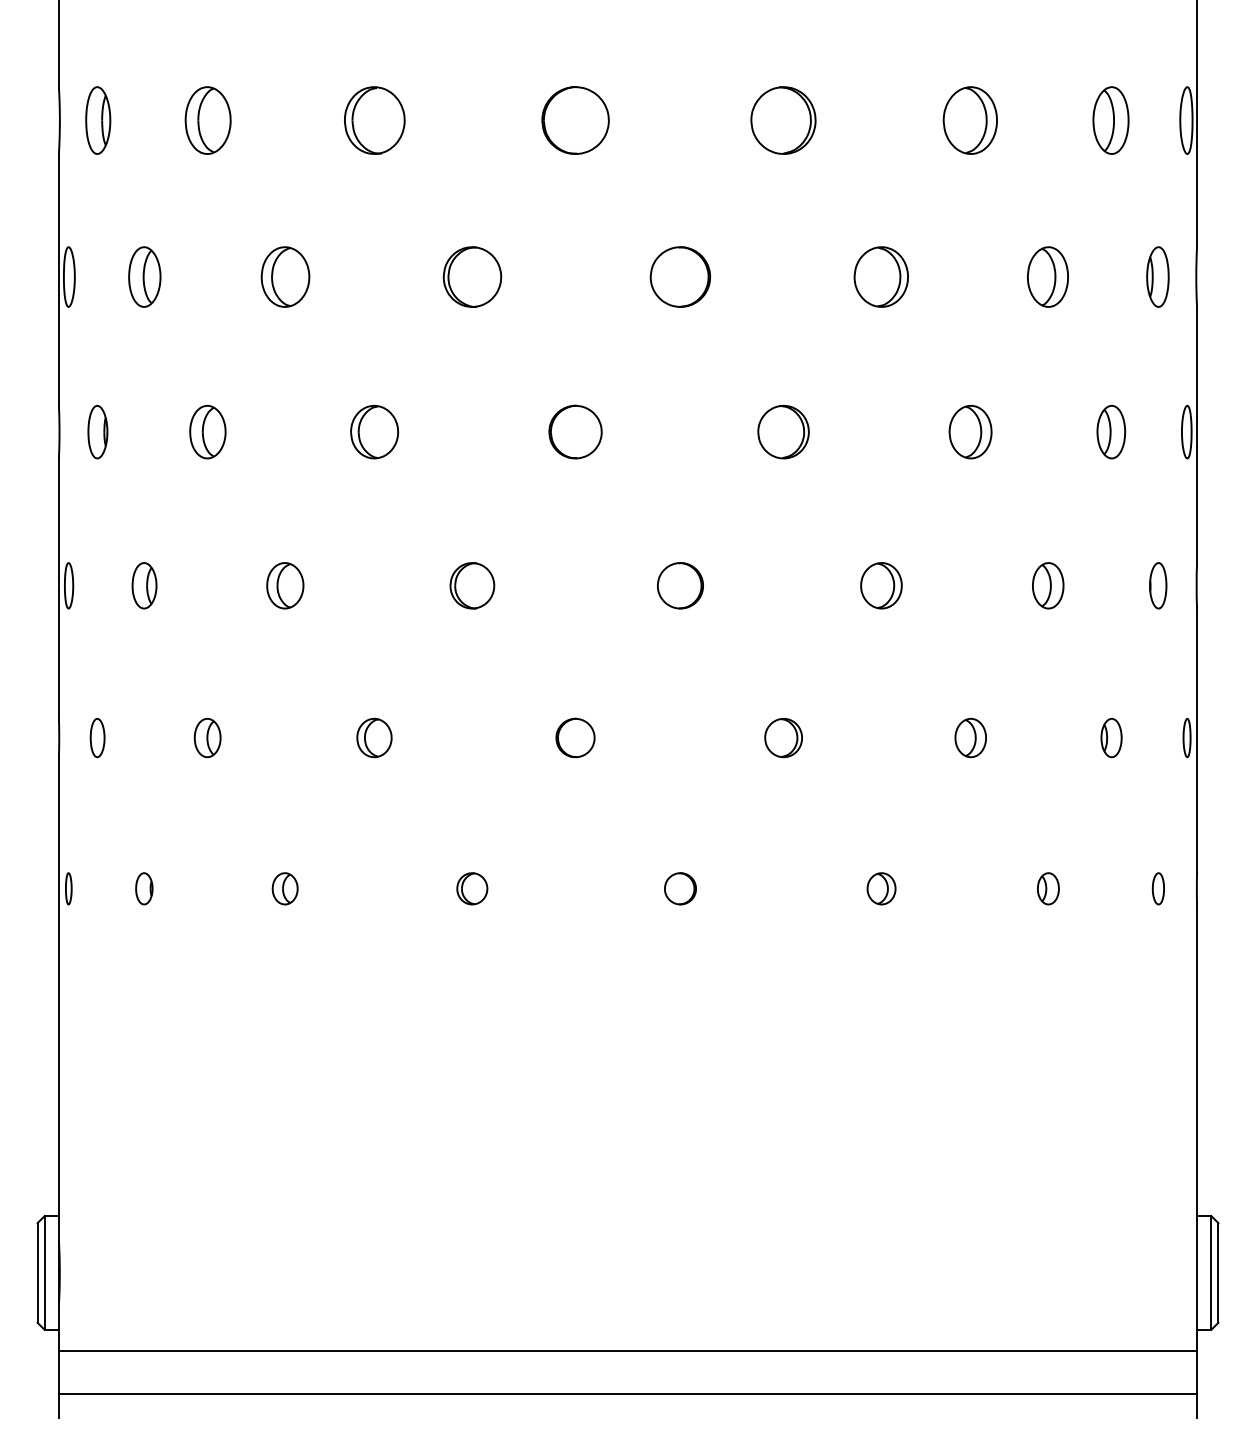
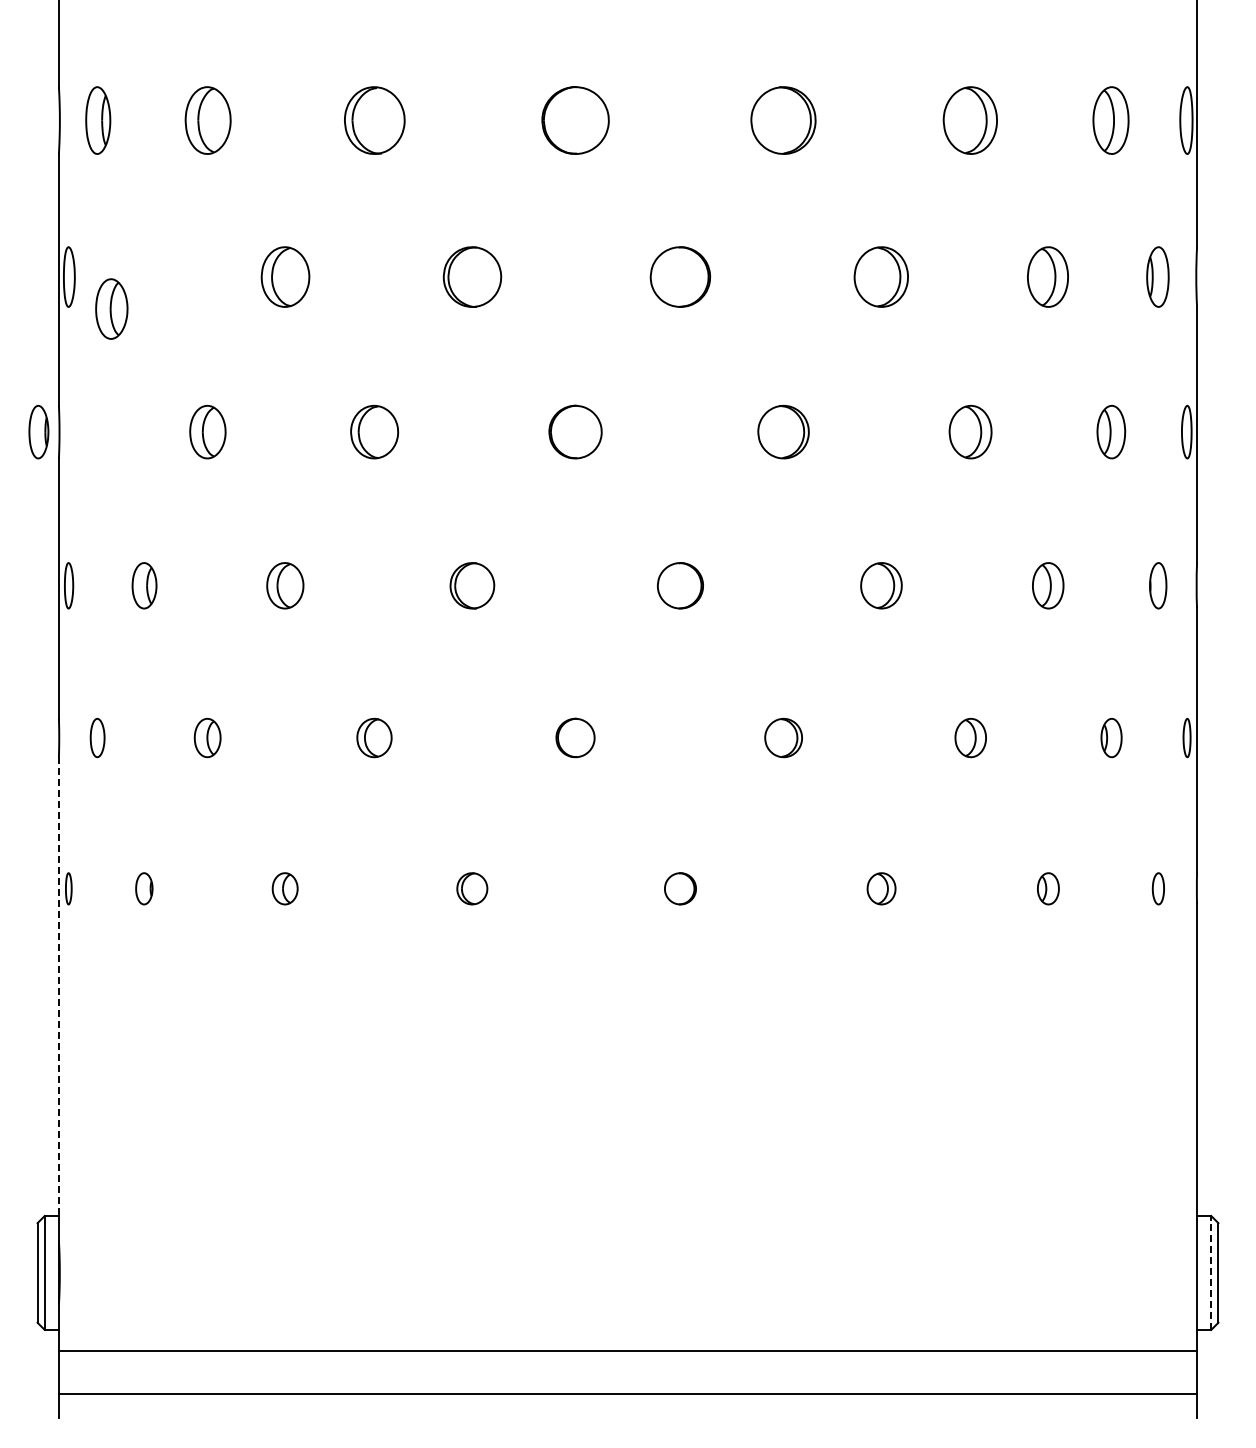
part position: (144, 276) -> (111, 308) (111, 308)
part position: (97, 432) -> (38, 432) (38, 432)
line: solid -> dashed (58, 987)
line: solid -> dashed (1211, 1275)
